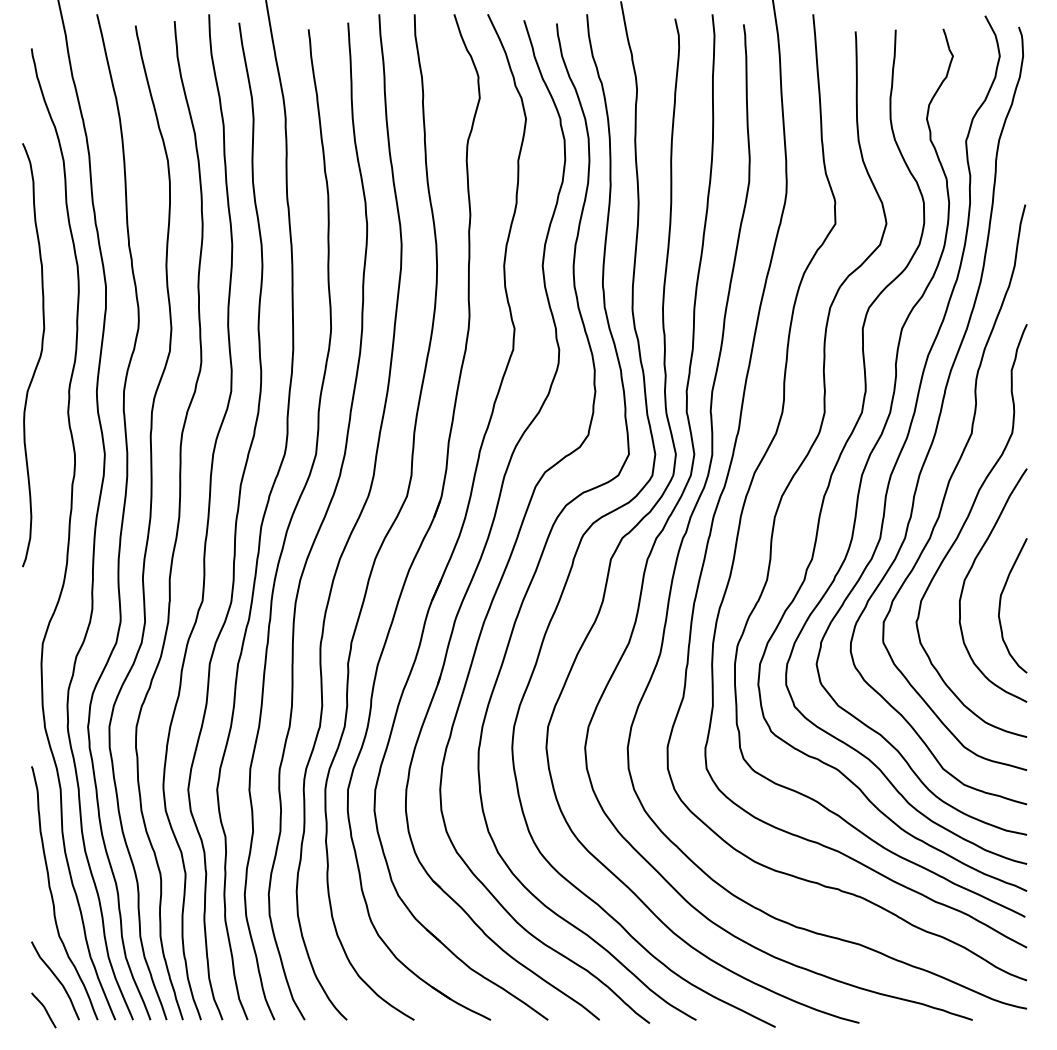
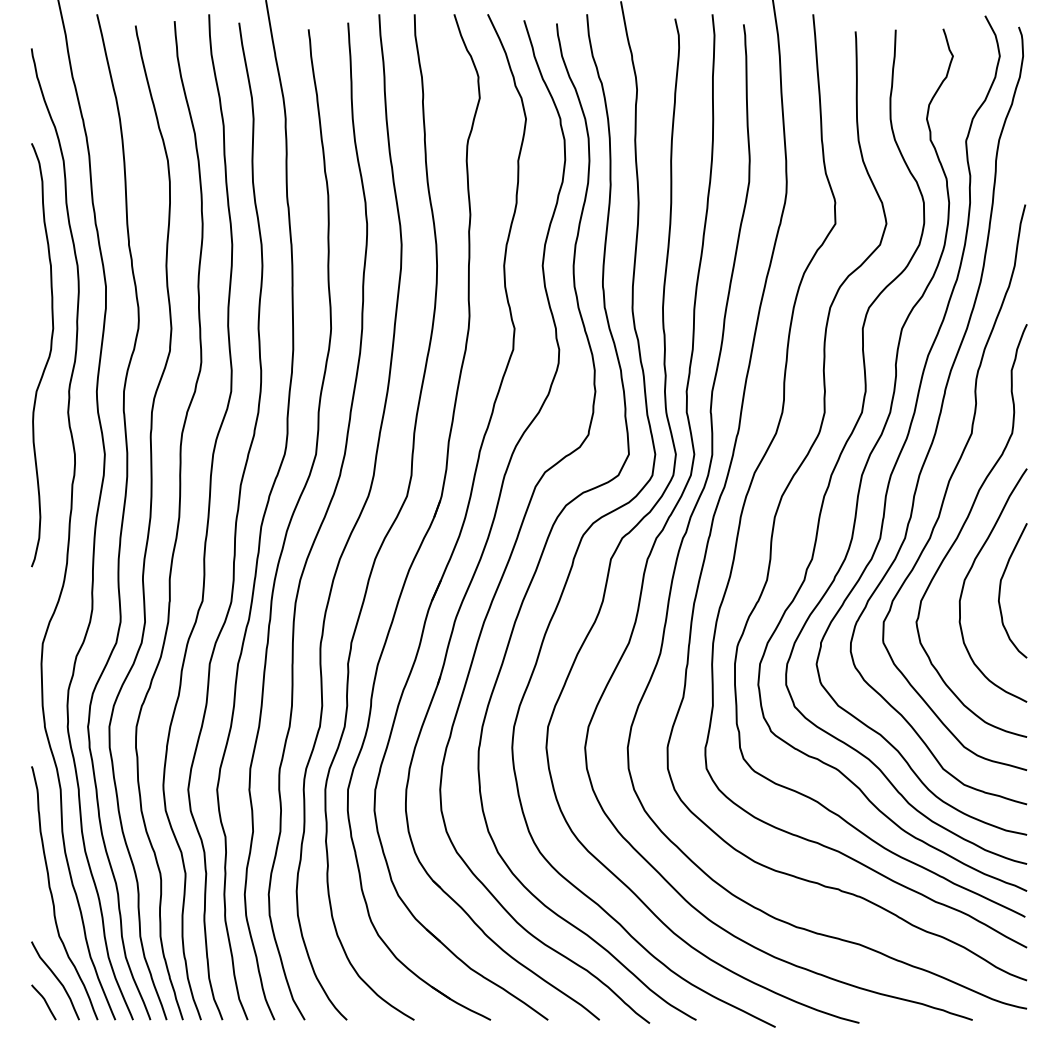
curve position: (38, 358) -> (47, 358) (47, 358)
curve position: (1000, 605) -> (1000, 590) (1000, 590)
curve position: (44, 1009) -> (44, 1001) (44, 1001)
